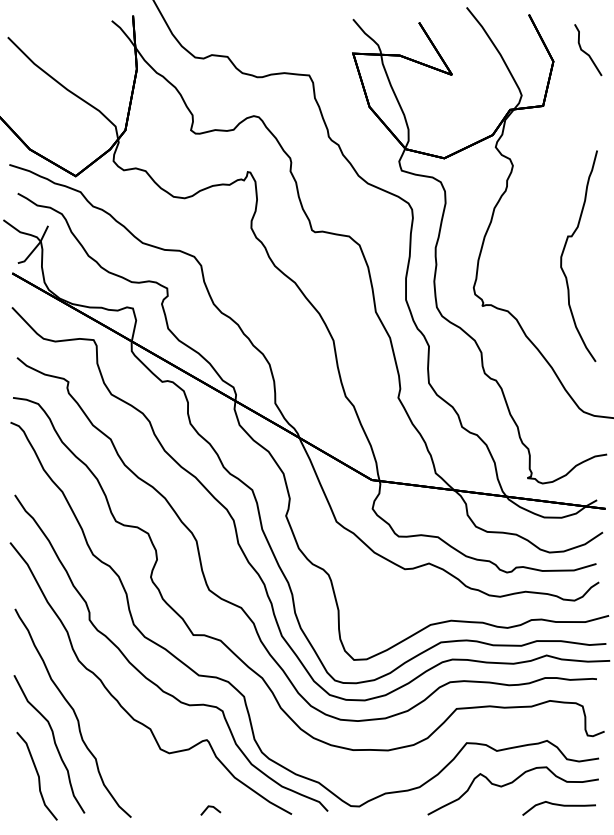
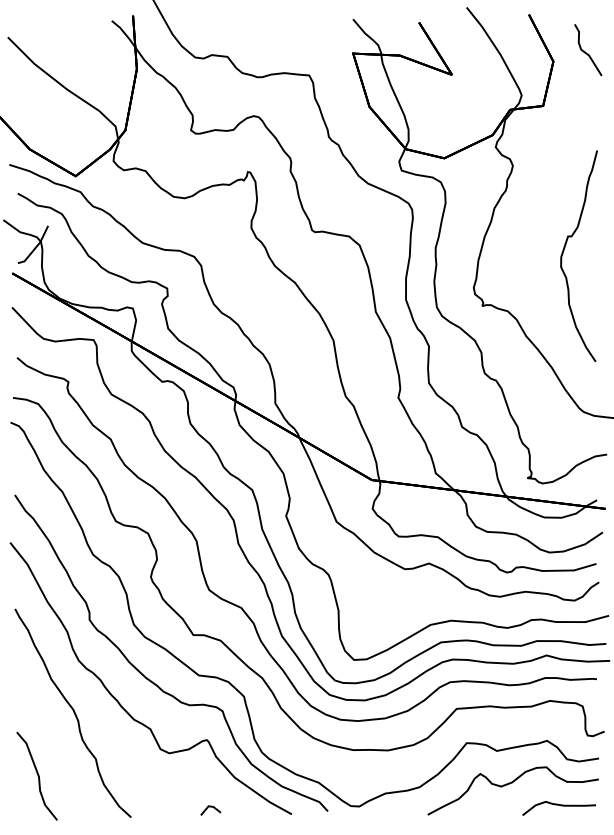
part: present -> none (49, 744)
